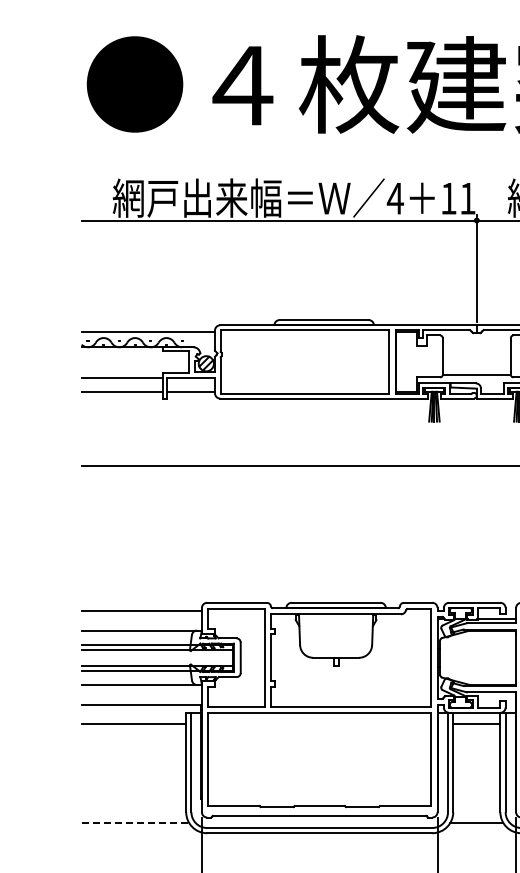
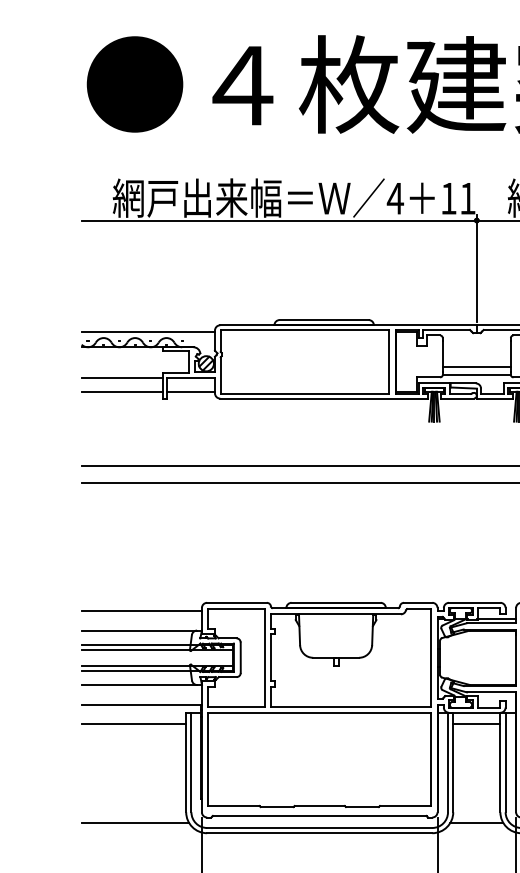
line: none -> present (476, 367)
line: none -> present (298, 483)
line: dashed -> solid (135, 822)
